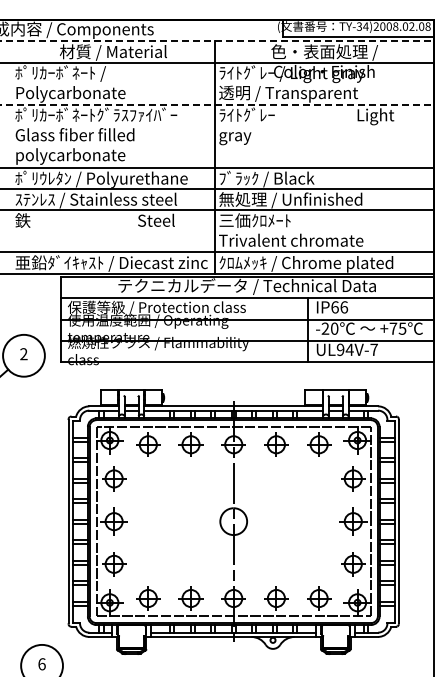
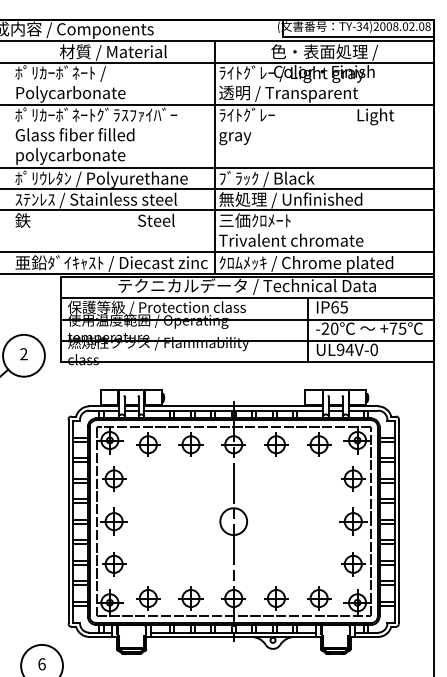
line: dashed -> solid (217, 41)
line: dashed -> solid (217, 104)
text: IP66 -> IP65 (344, 307)
text: UL94V-7 -> UL94V-0 (373, 349)
